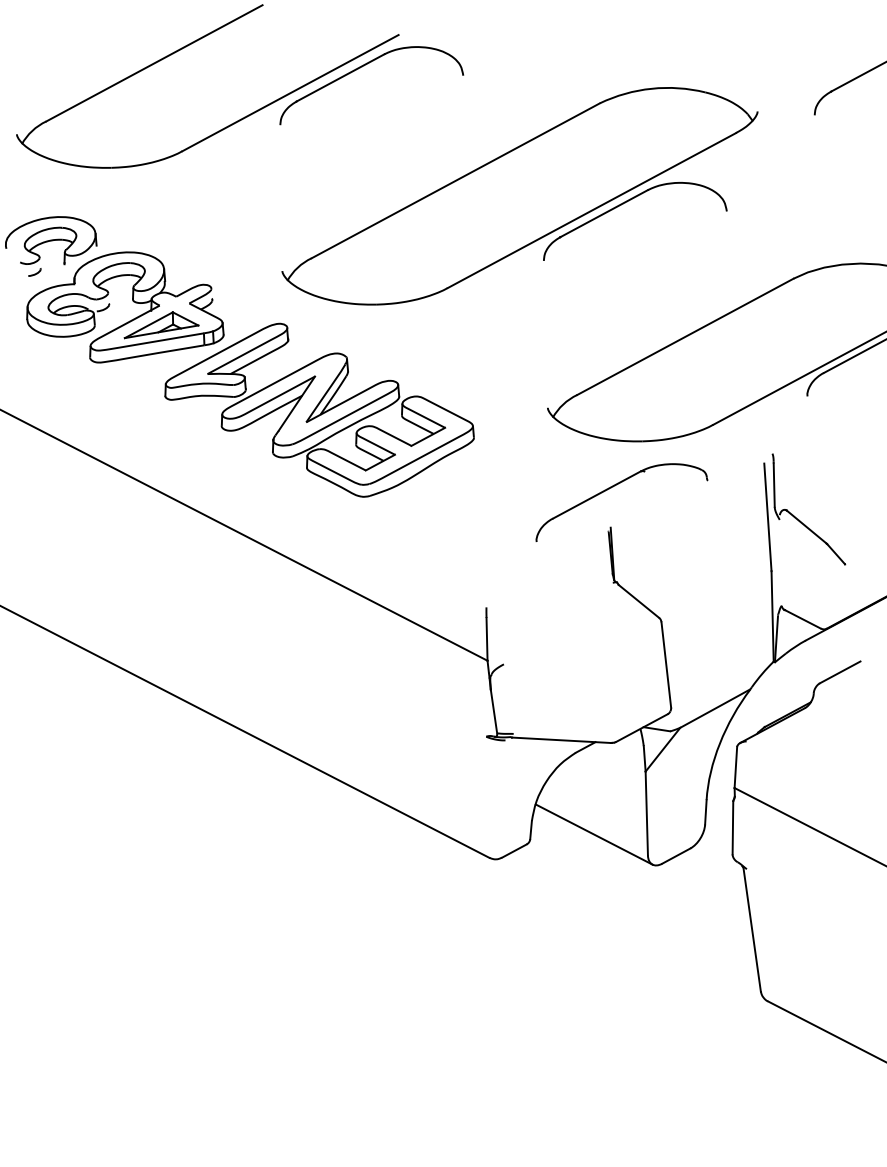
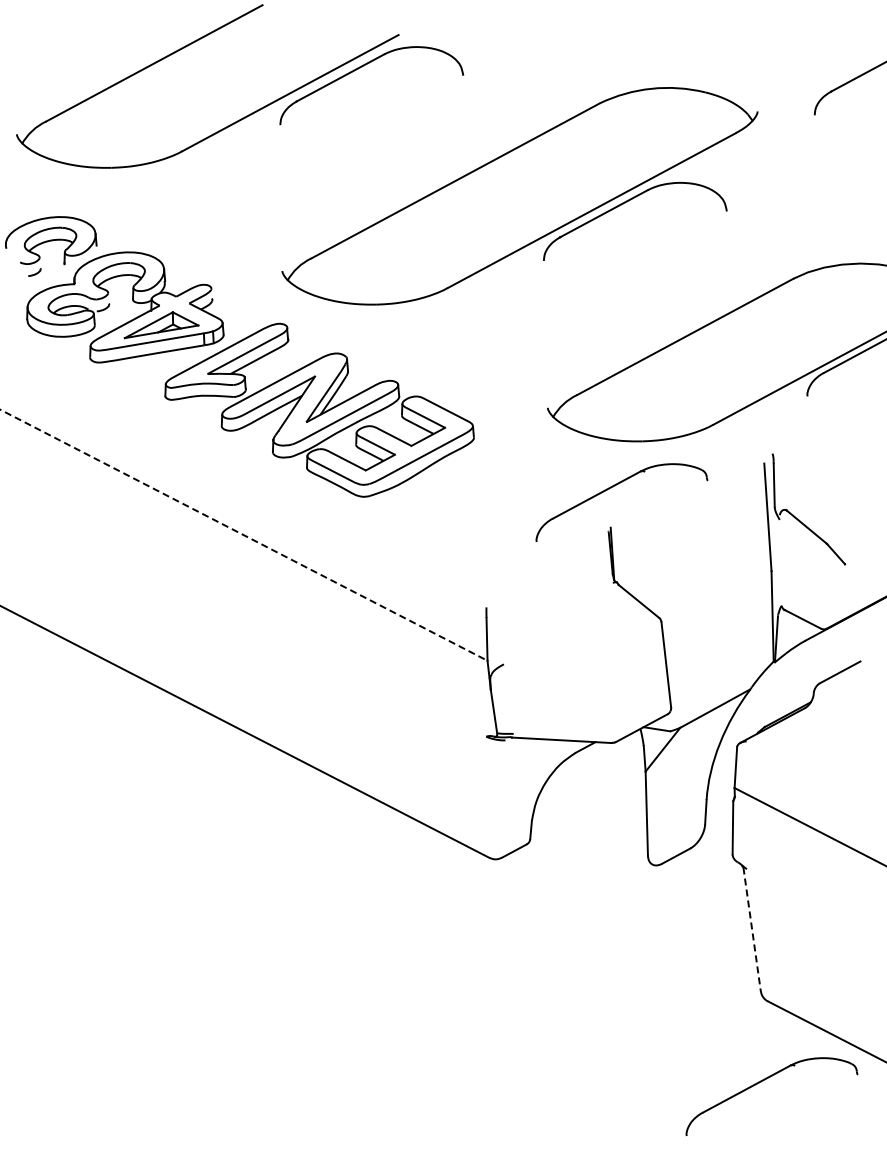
line: solid -> dashed (244, 535)
line: present -> none (593, 834)
line: solid -> dashed (752, 929)
part: none -> present (763, 1081)
